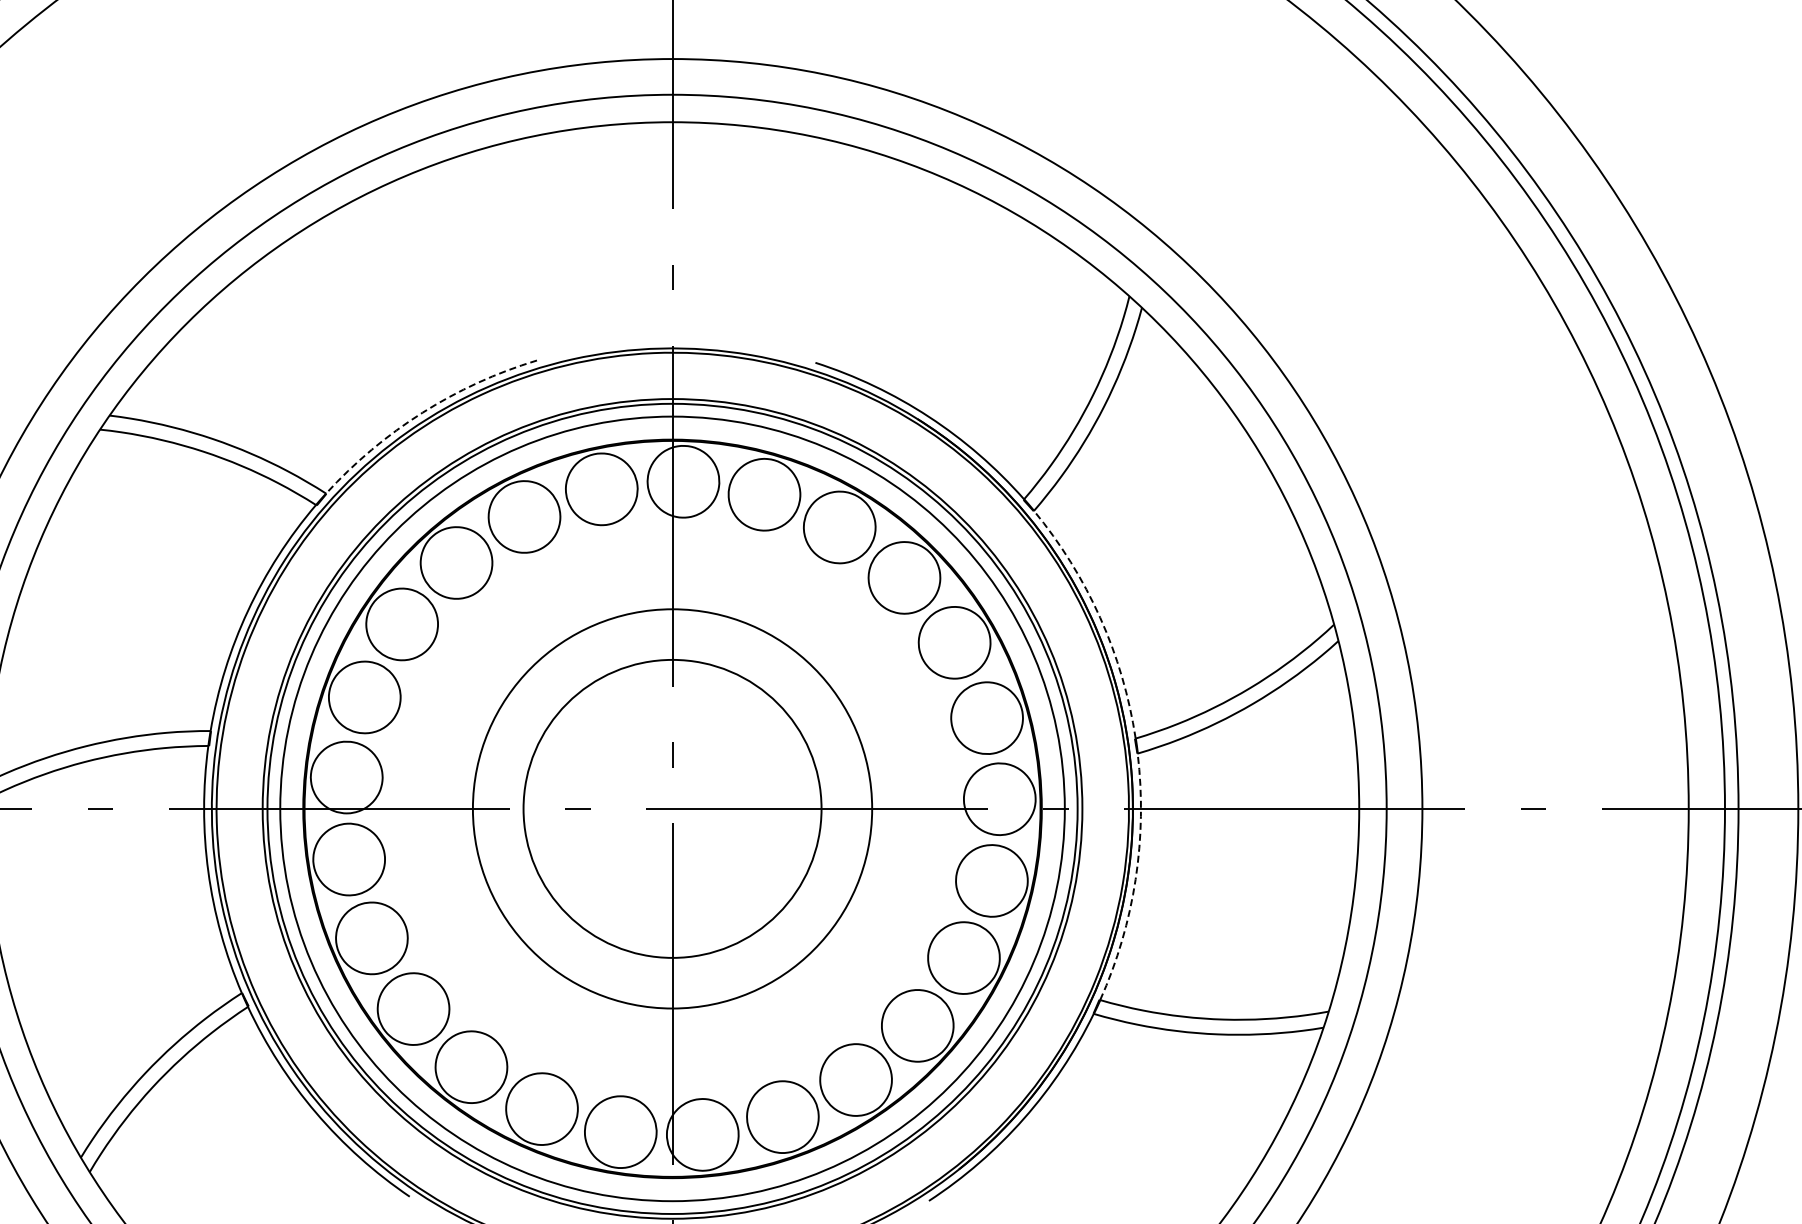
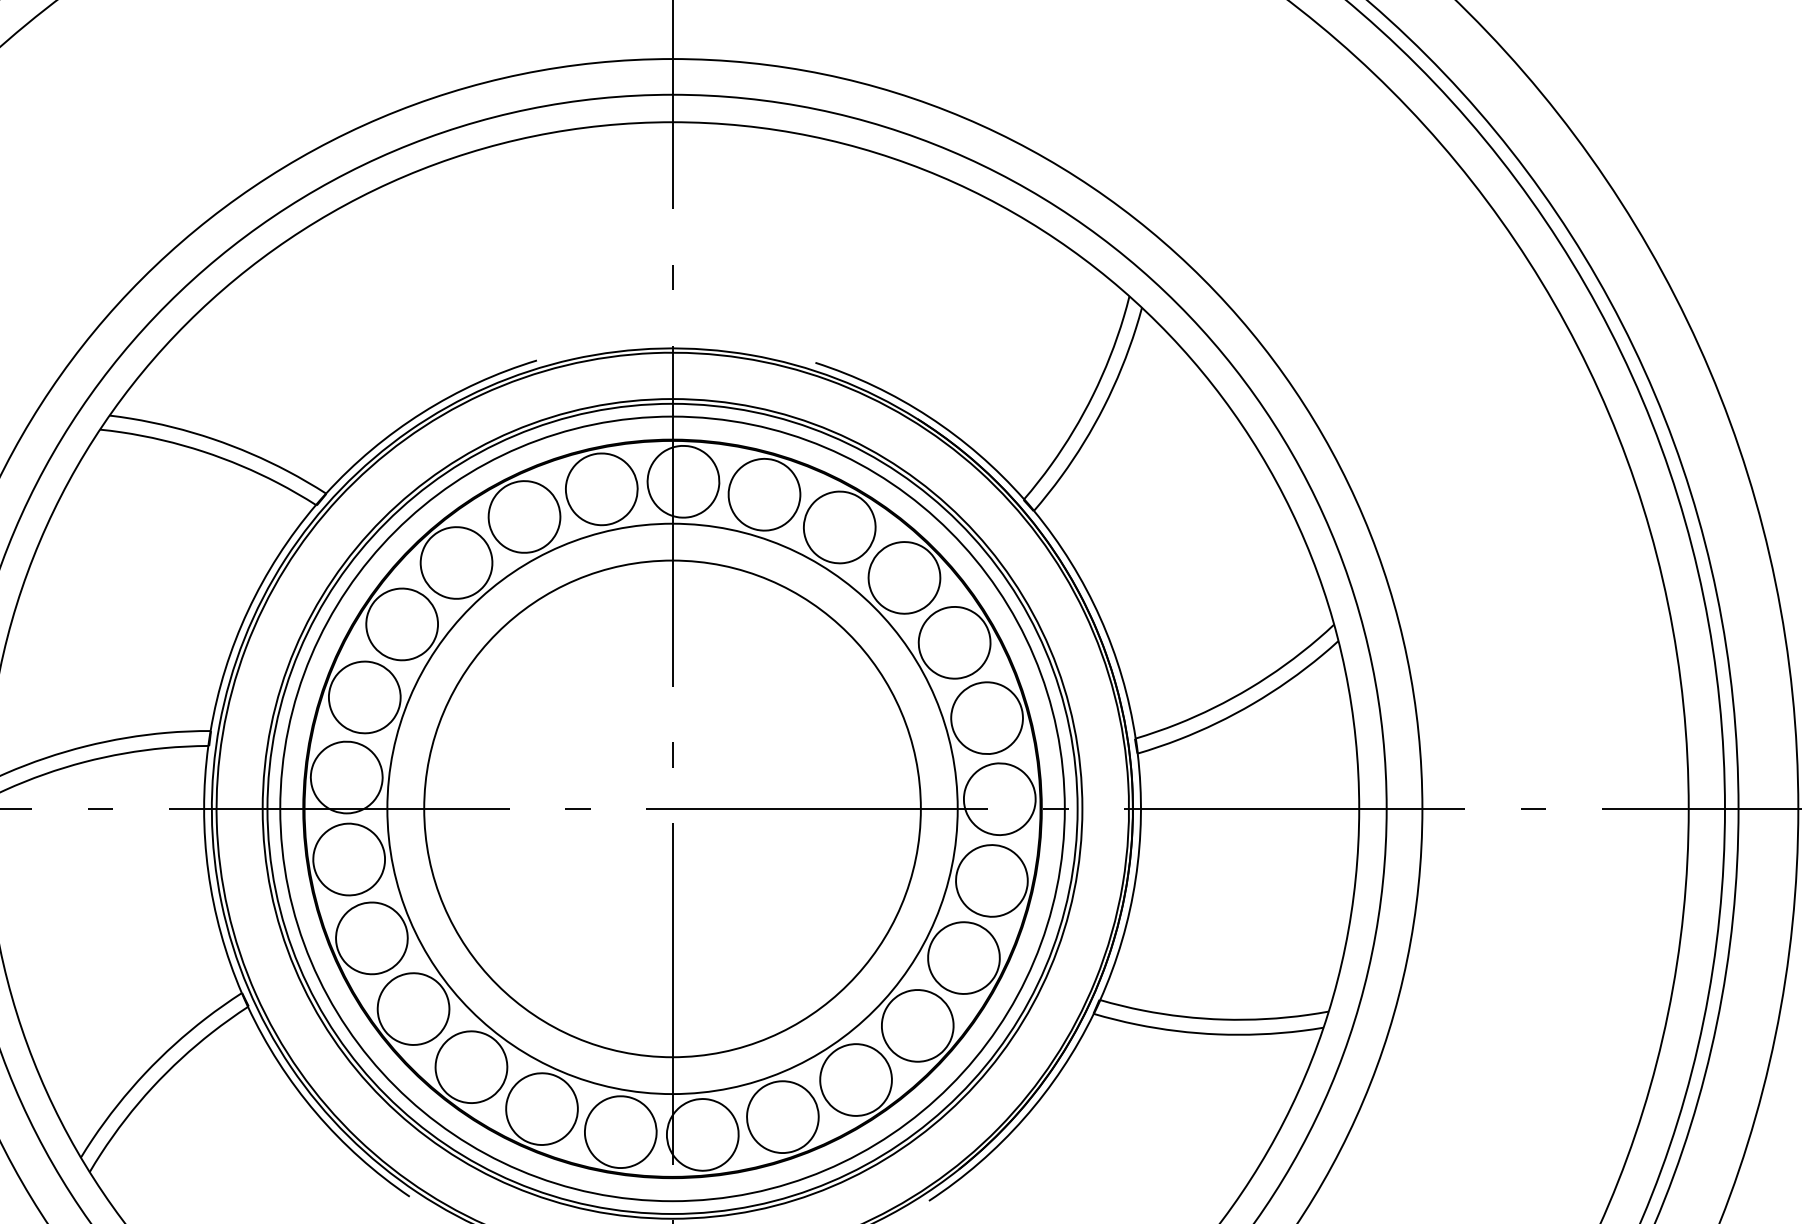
arc: dashed -> solid (422, 412)
arc: dashed -> solid (1100, 617)
circle diameter: 298 px -> 497 px (672, 808)
circle diameter: 399 px -> 570 px (672, 808)
arc: dashed -> solid (1135, 879)
